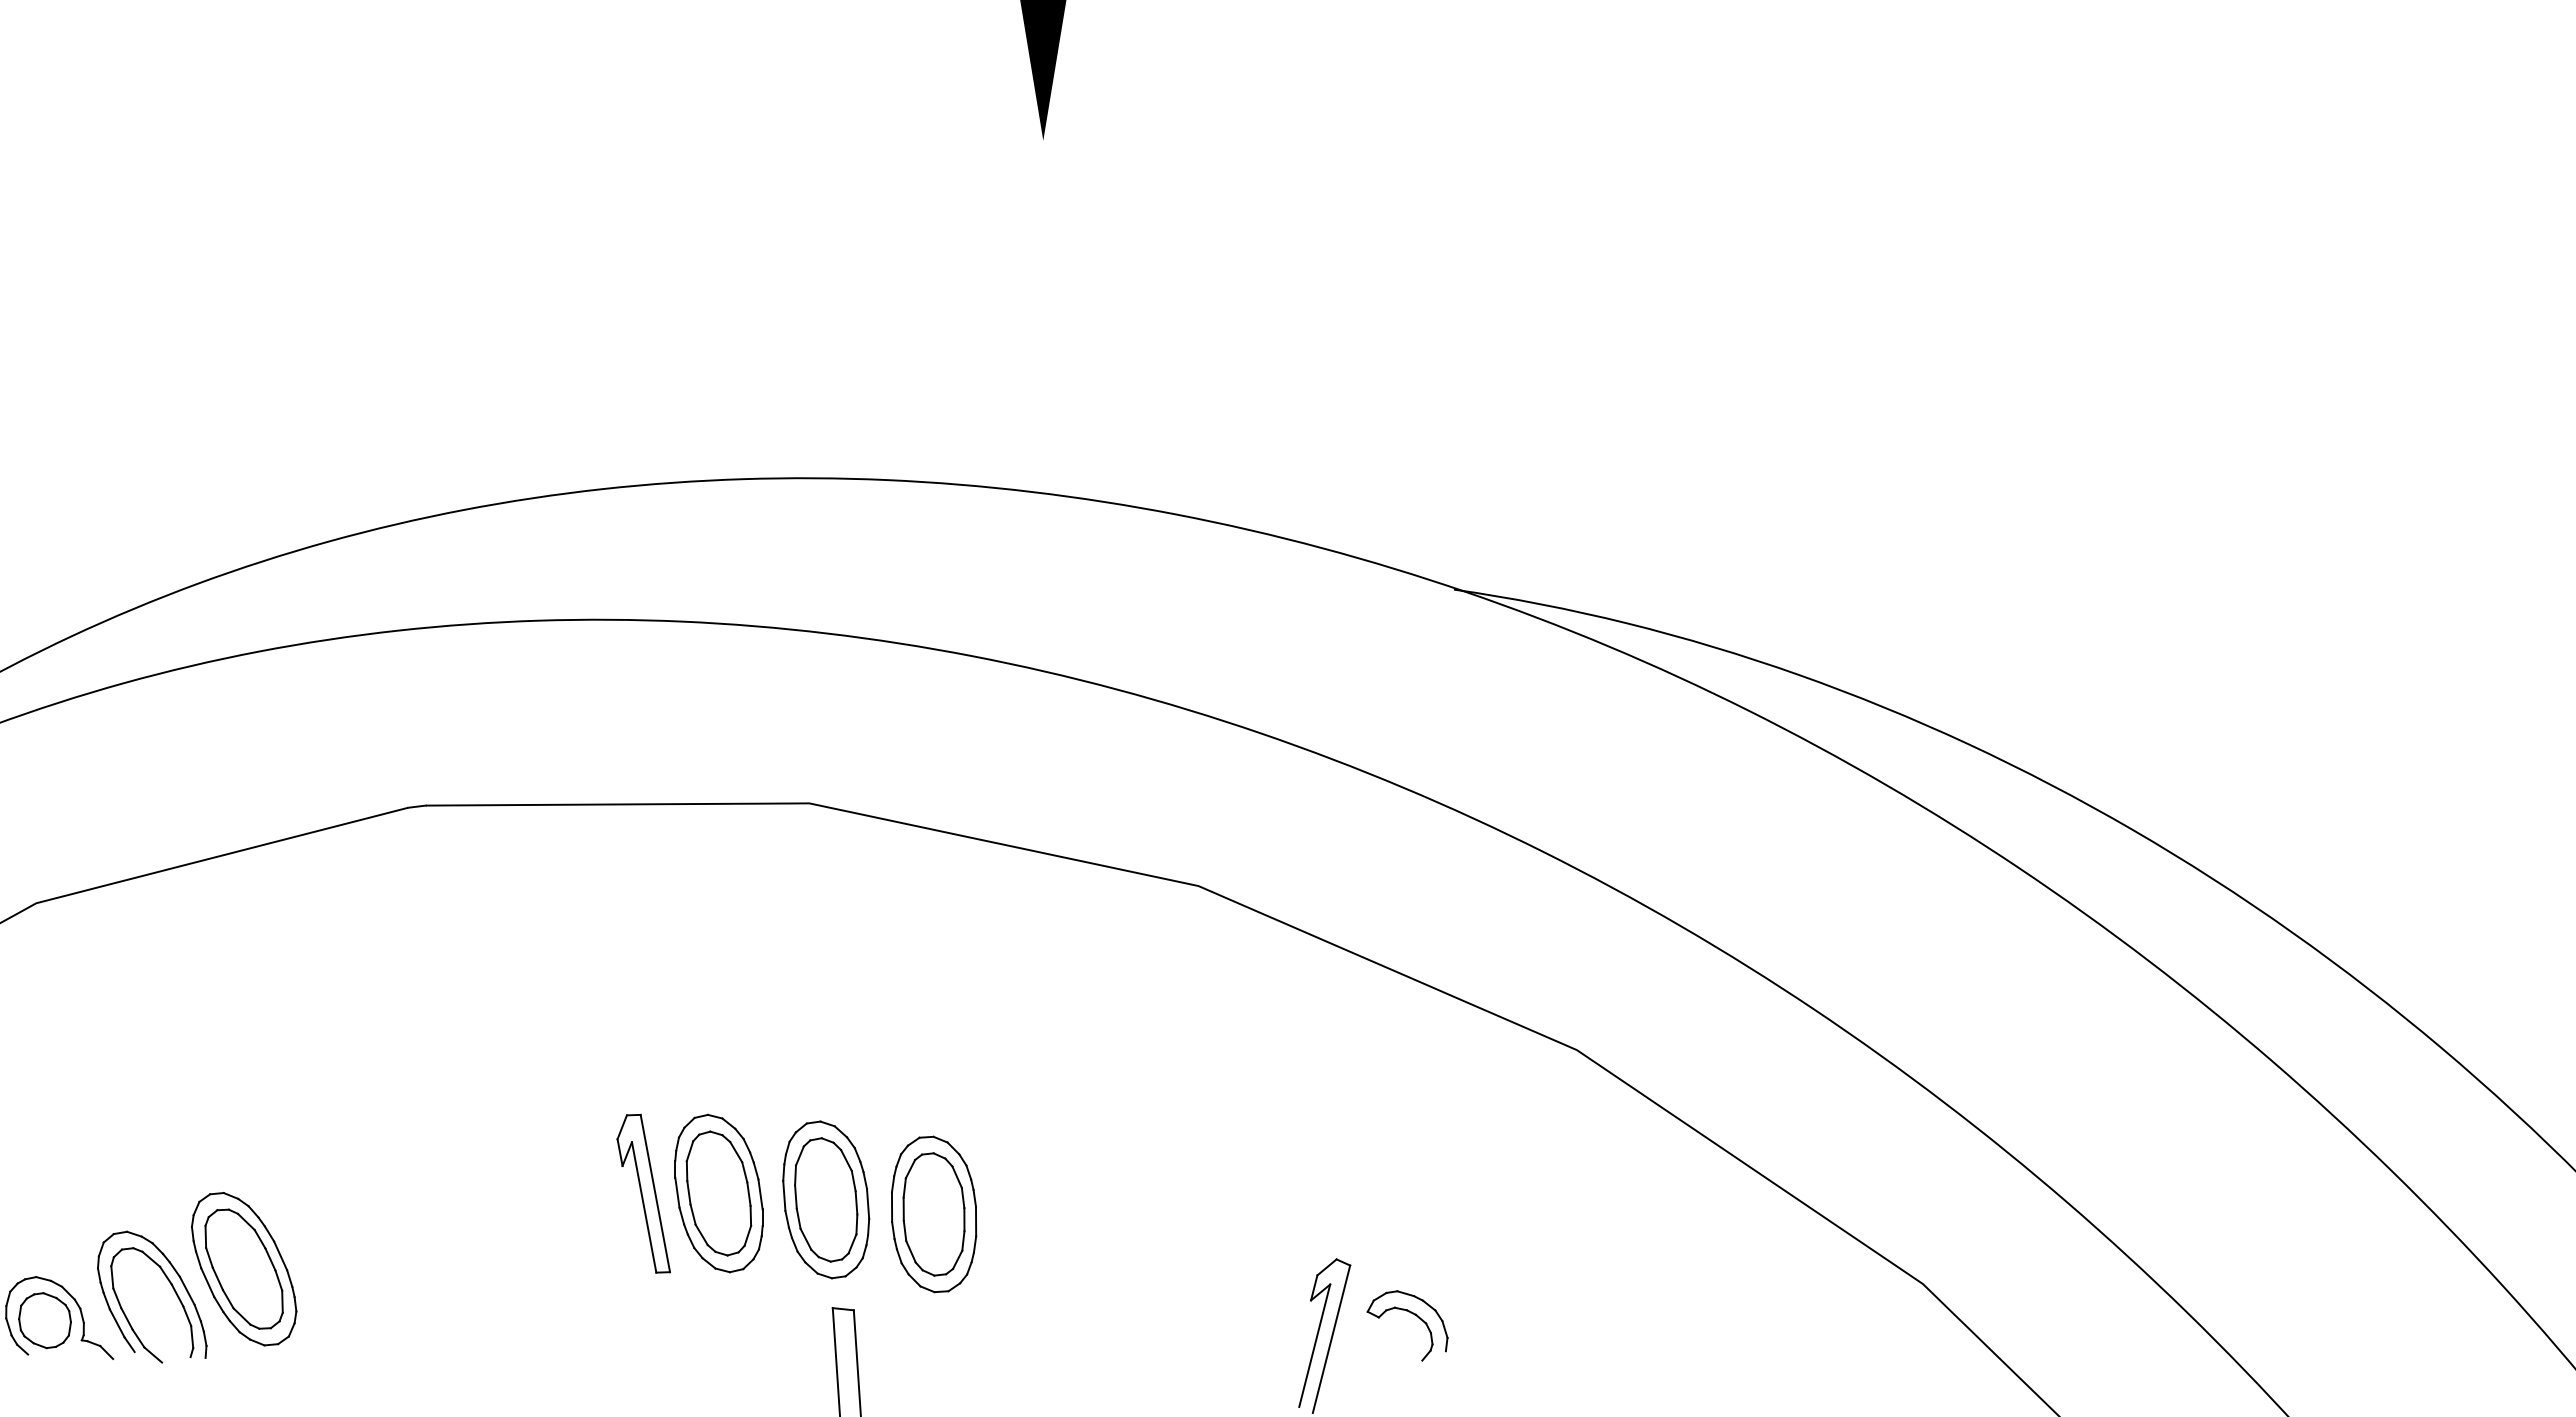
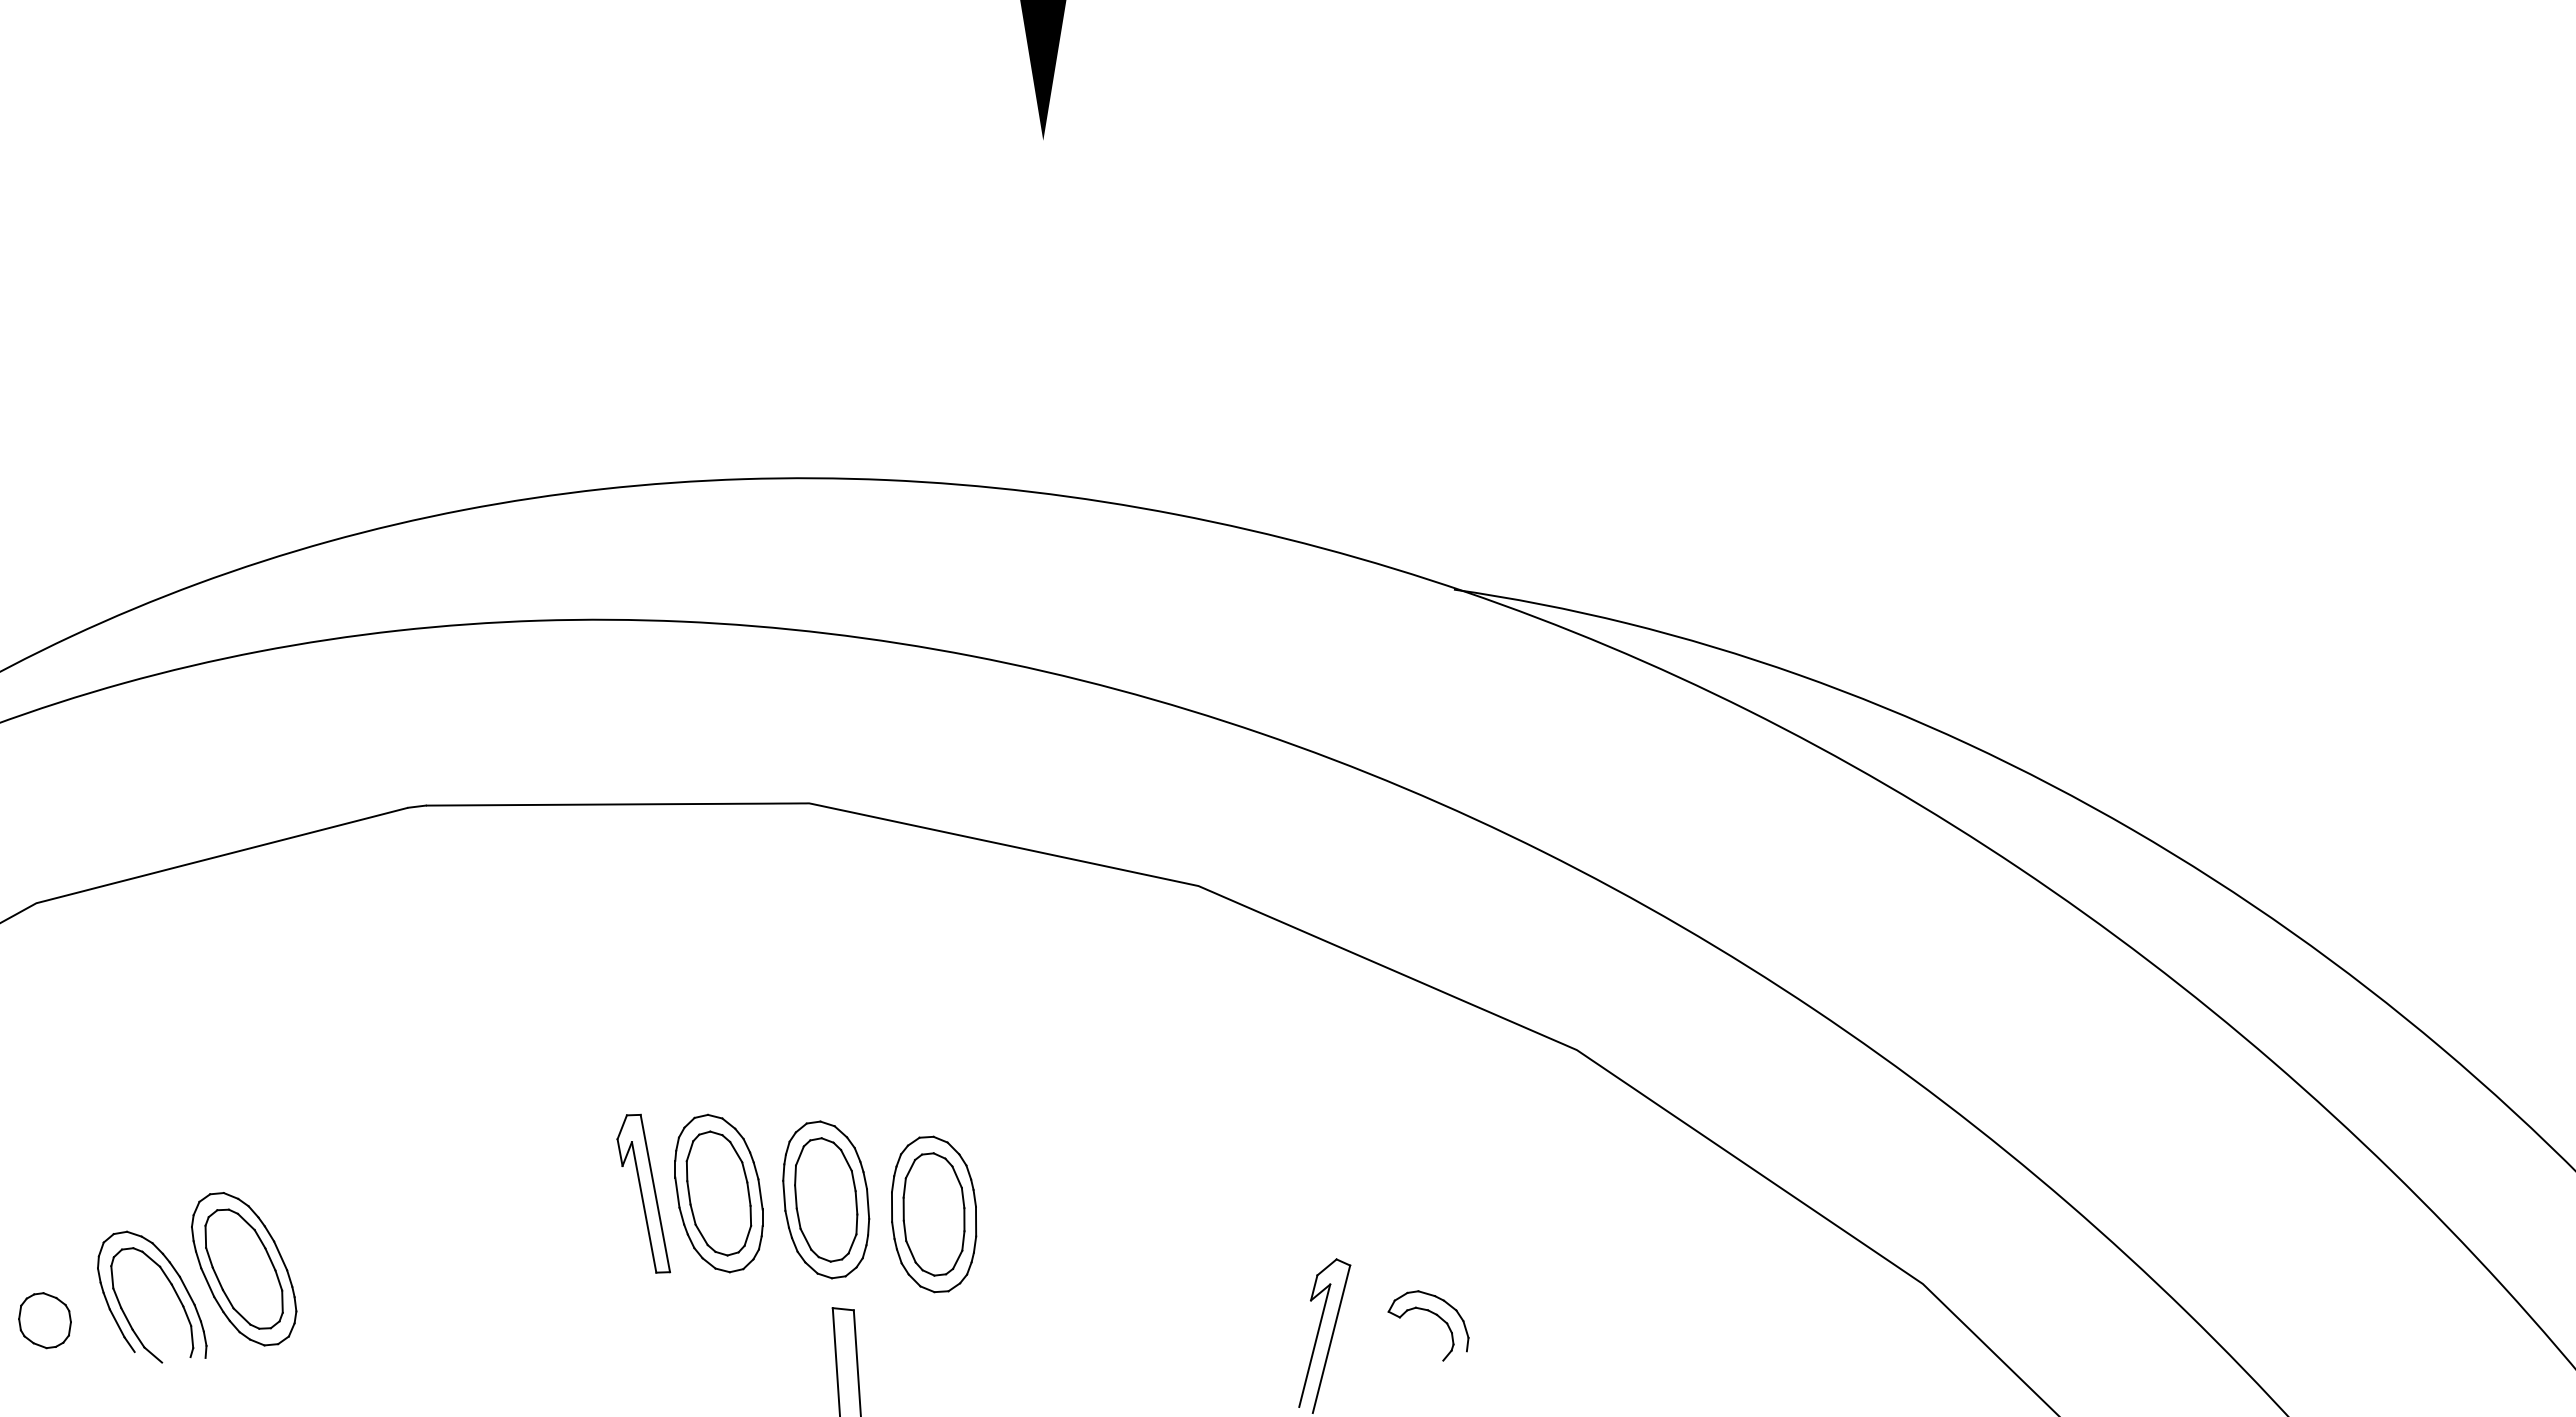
part: present -> none (77, 1306)
part position: (1412, 1314) -> (1433, 1314) (1433, 1314)
